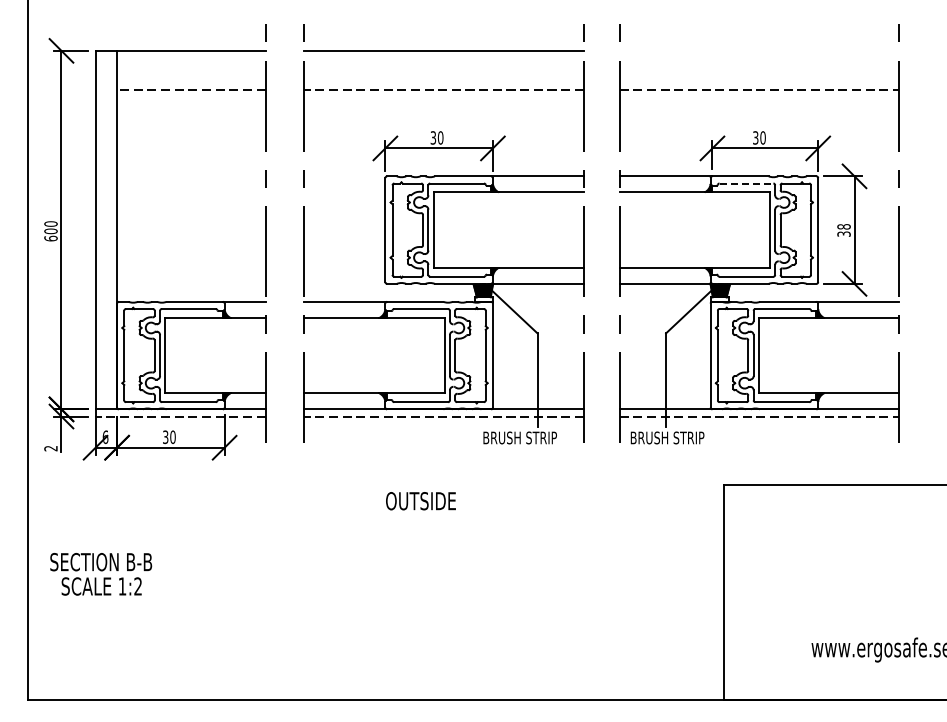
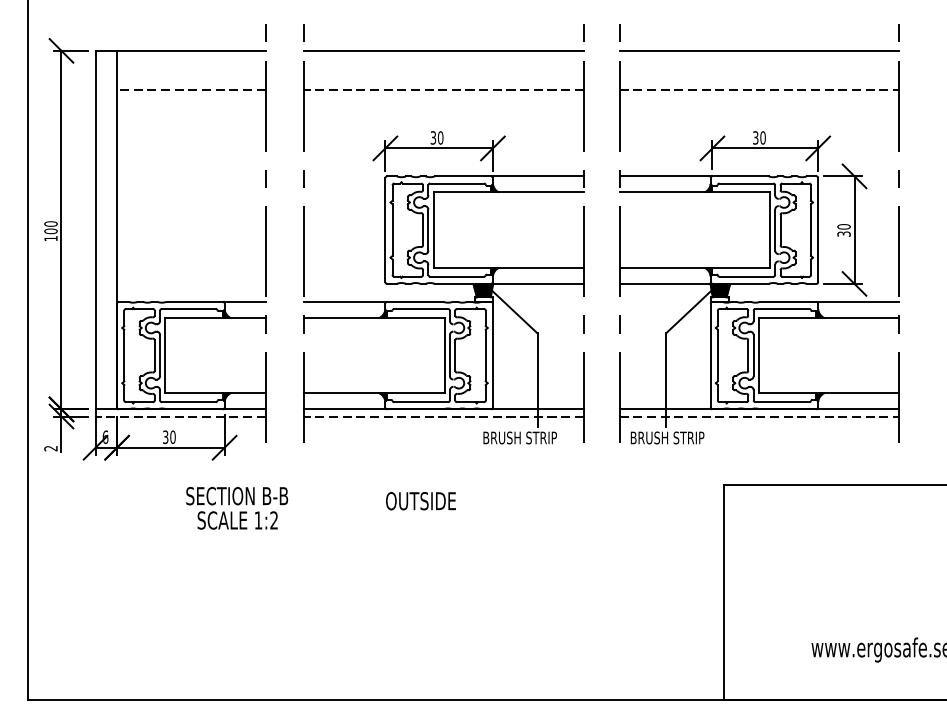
line: none -> present (759, 50)
line: dashed -> solid (746, 183)
text: 38 -> 30 (843, 226)
text: 600 -> 100 (50, 238)
text position: (101, 574) -> (237, 508) (237, 508)
